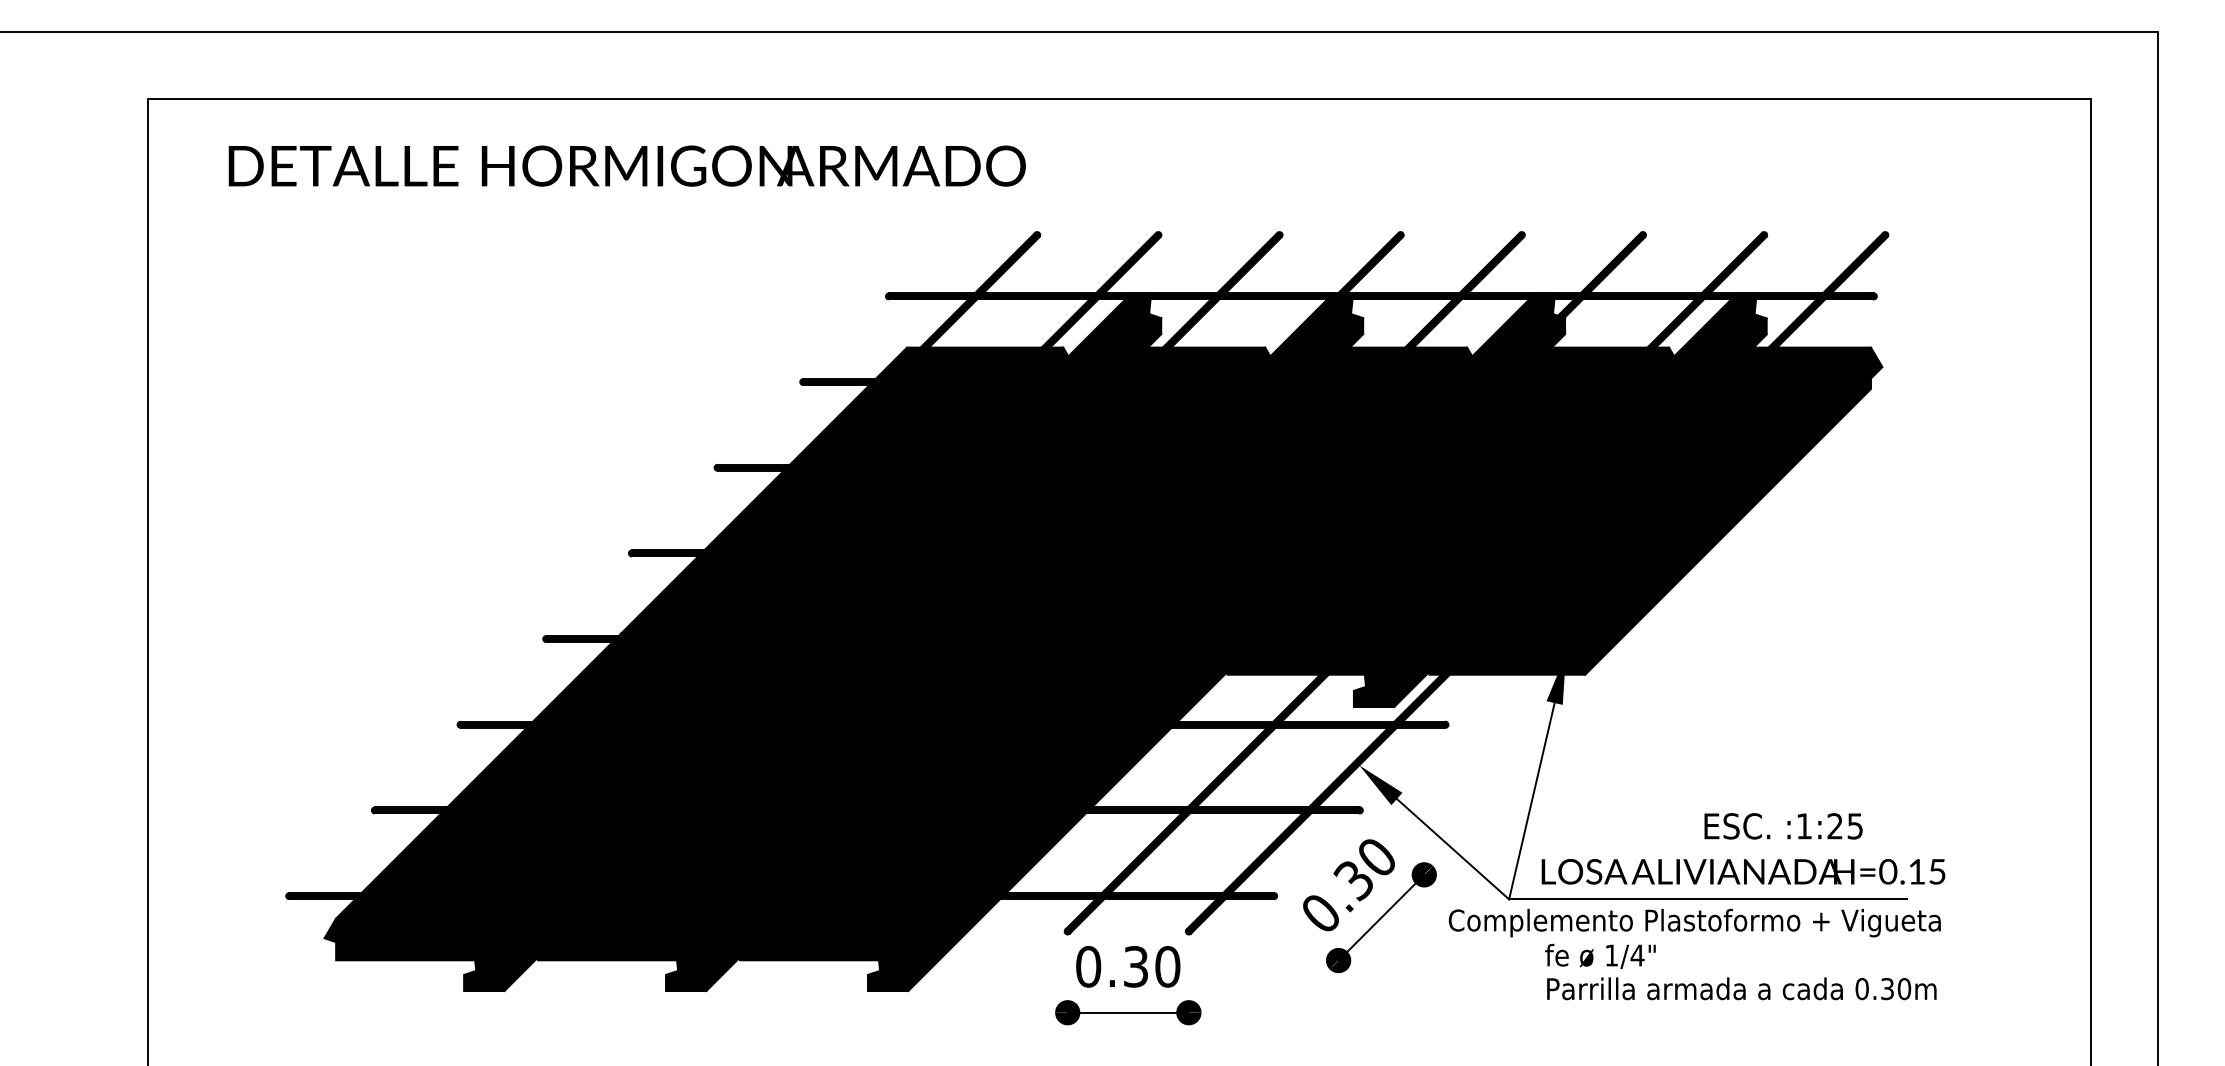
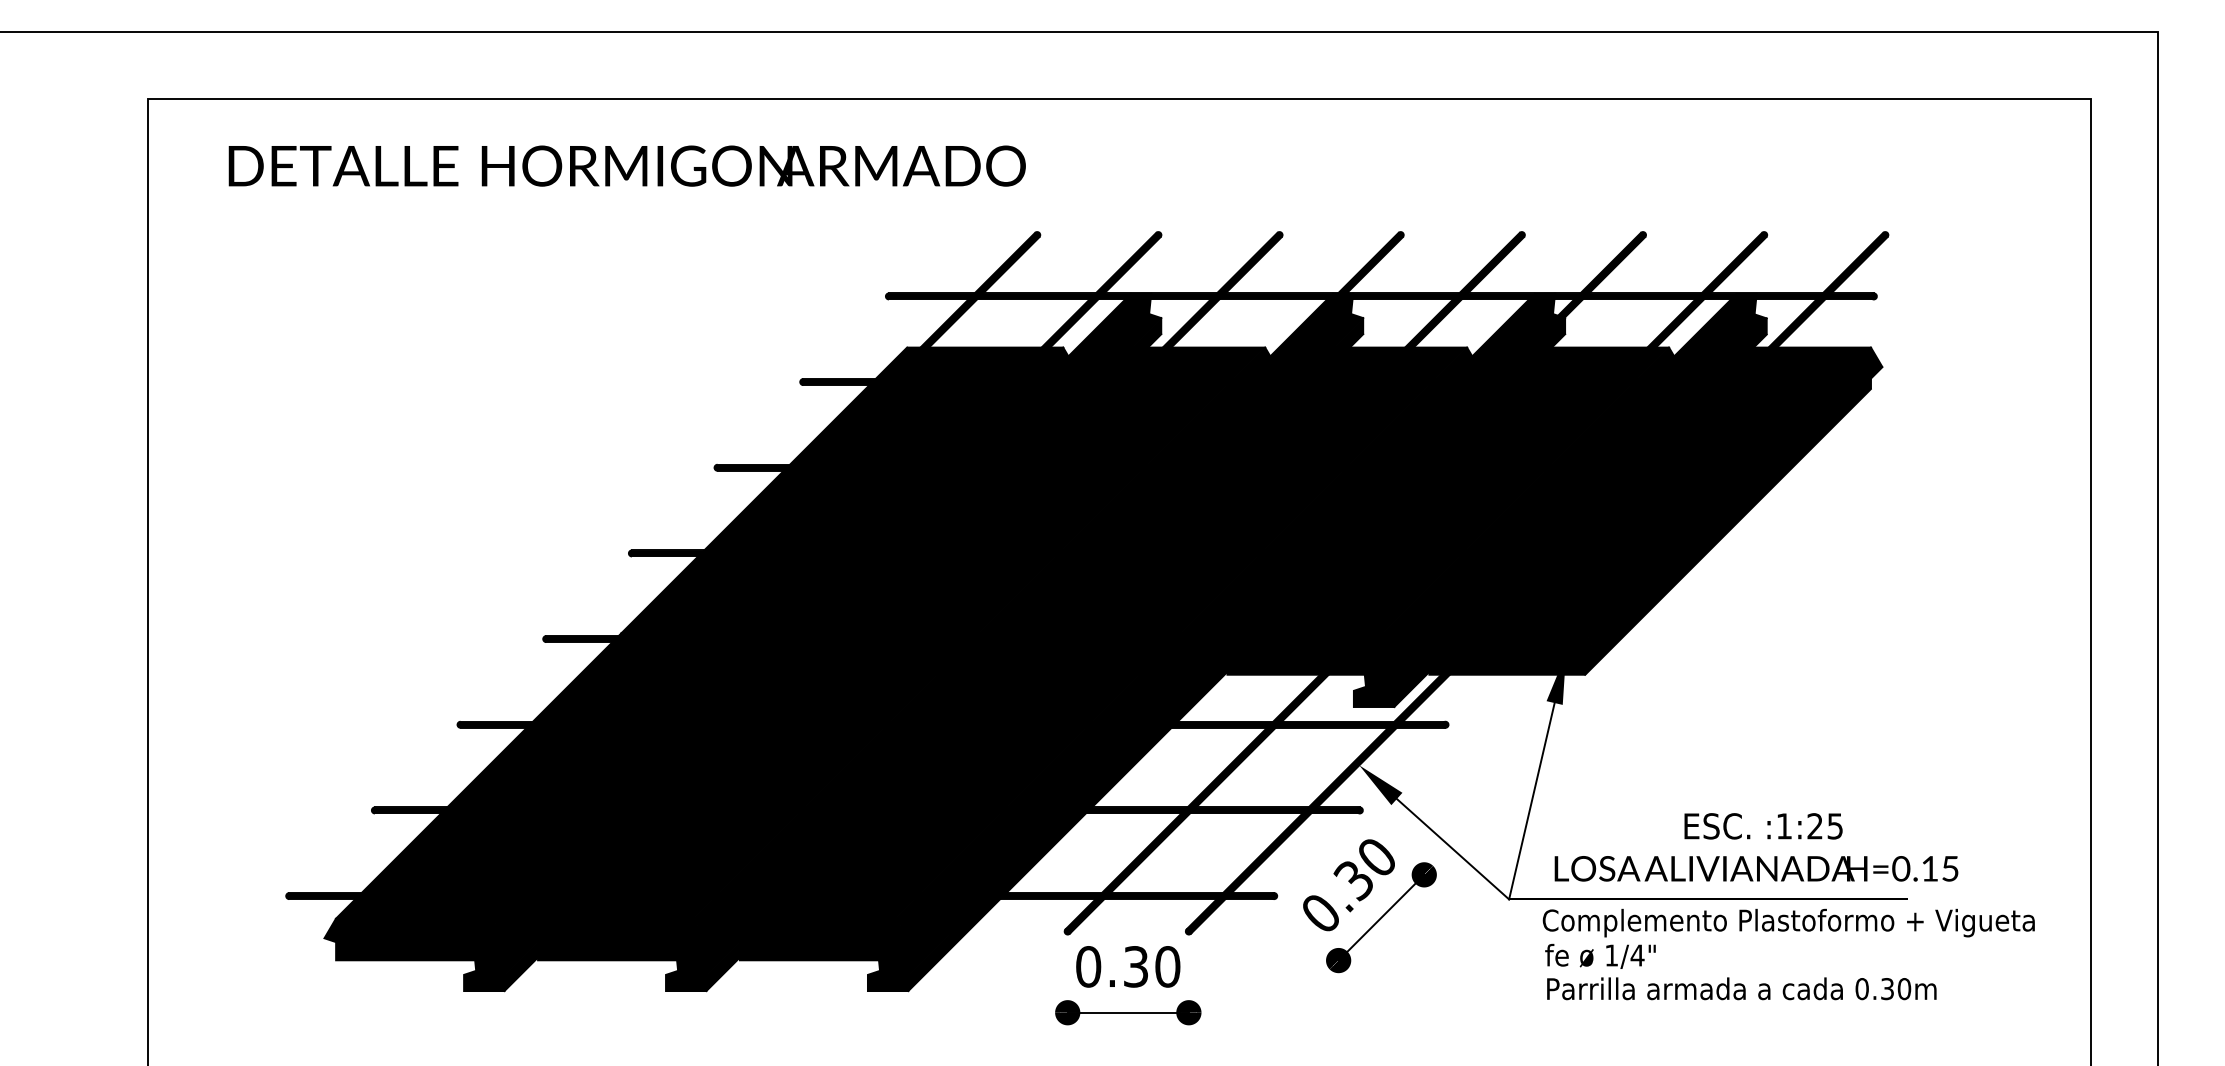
text position: (1783, 826) -> (1763, 826) (1763, 826)
text position: (1743, 871) -> (1756, 868) (1756, 868)
text position: (1694, 922) -> (1788, 922) (1788, 922)
